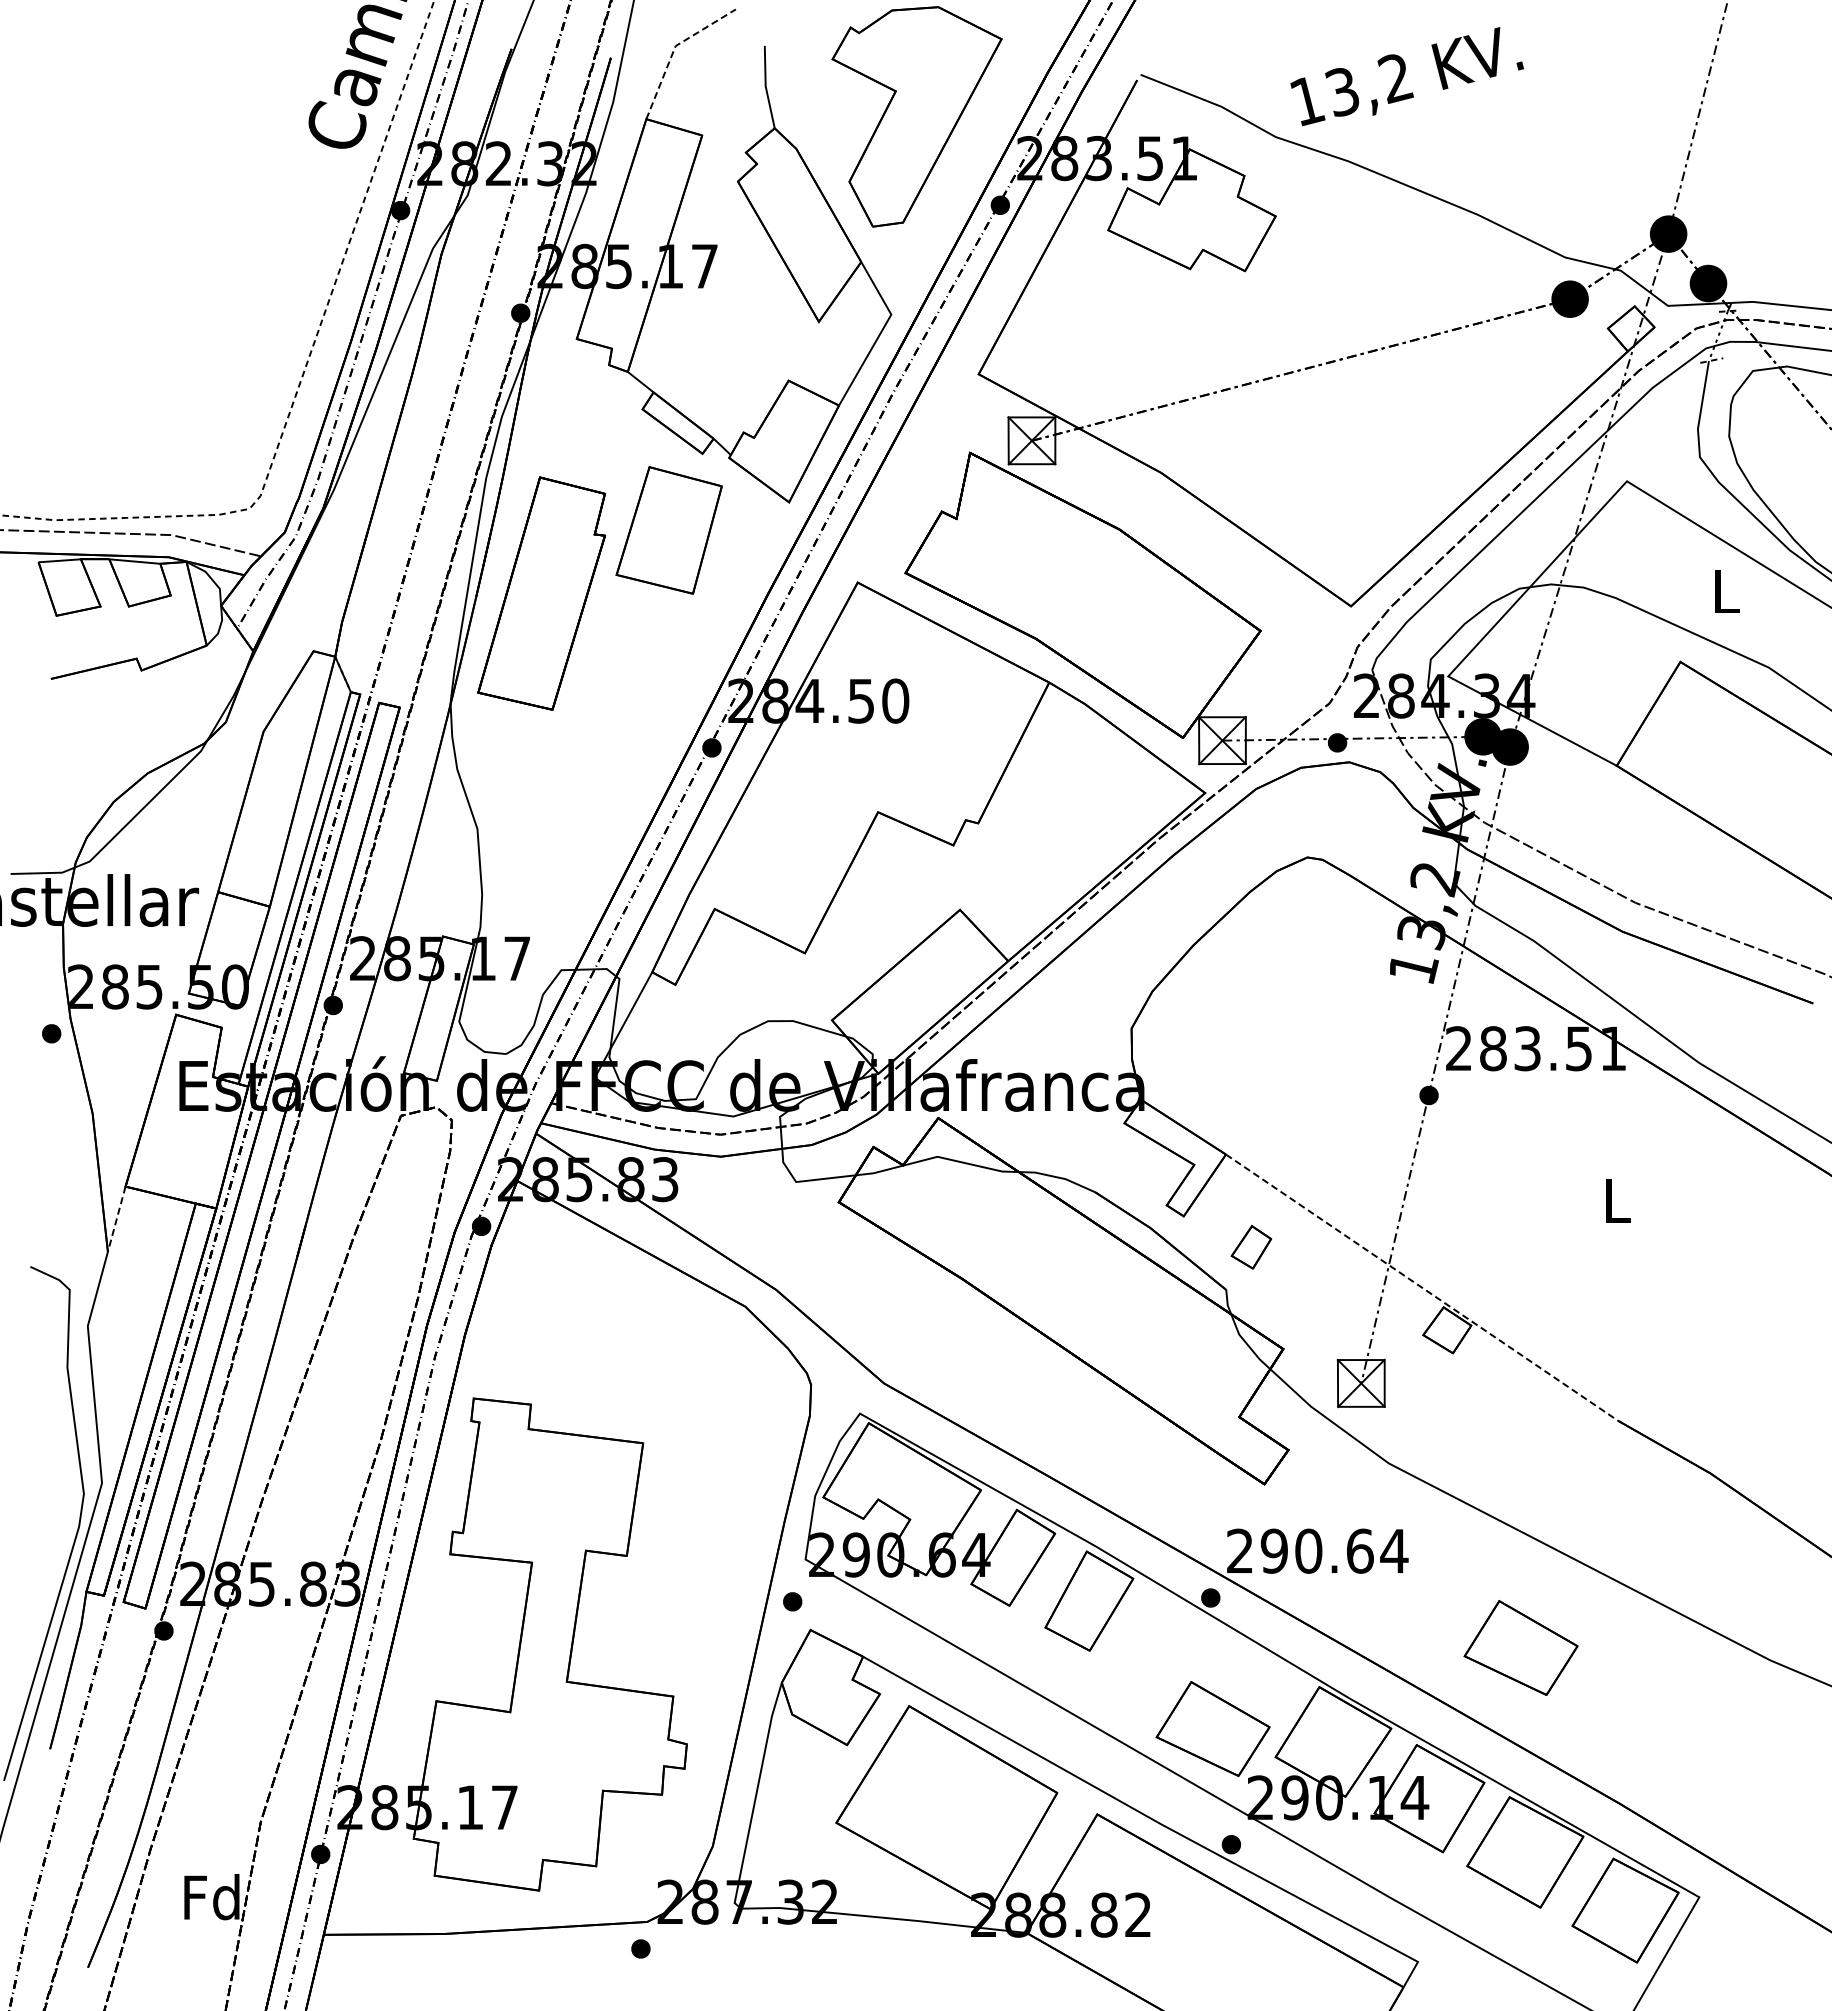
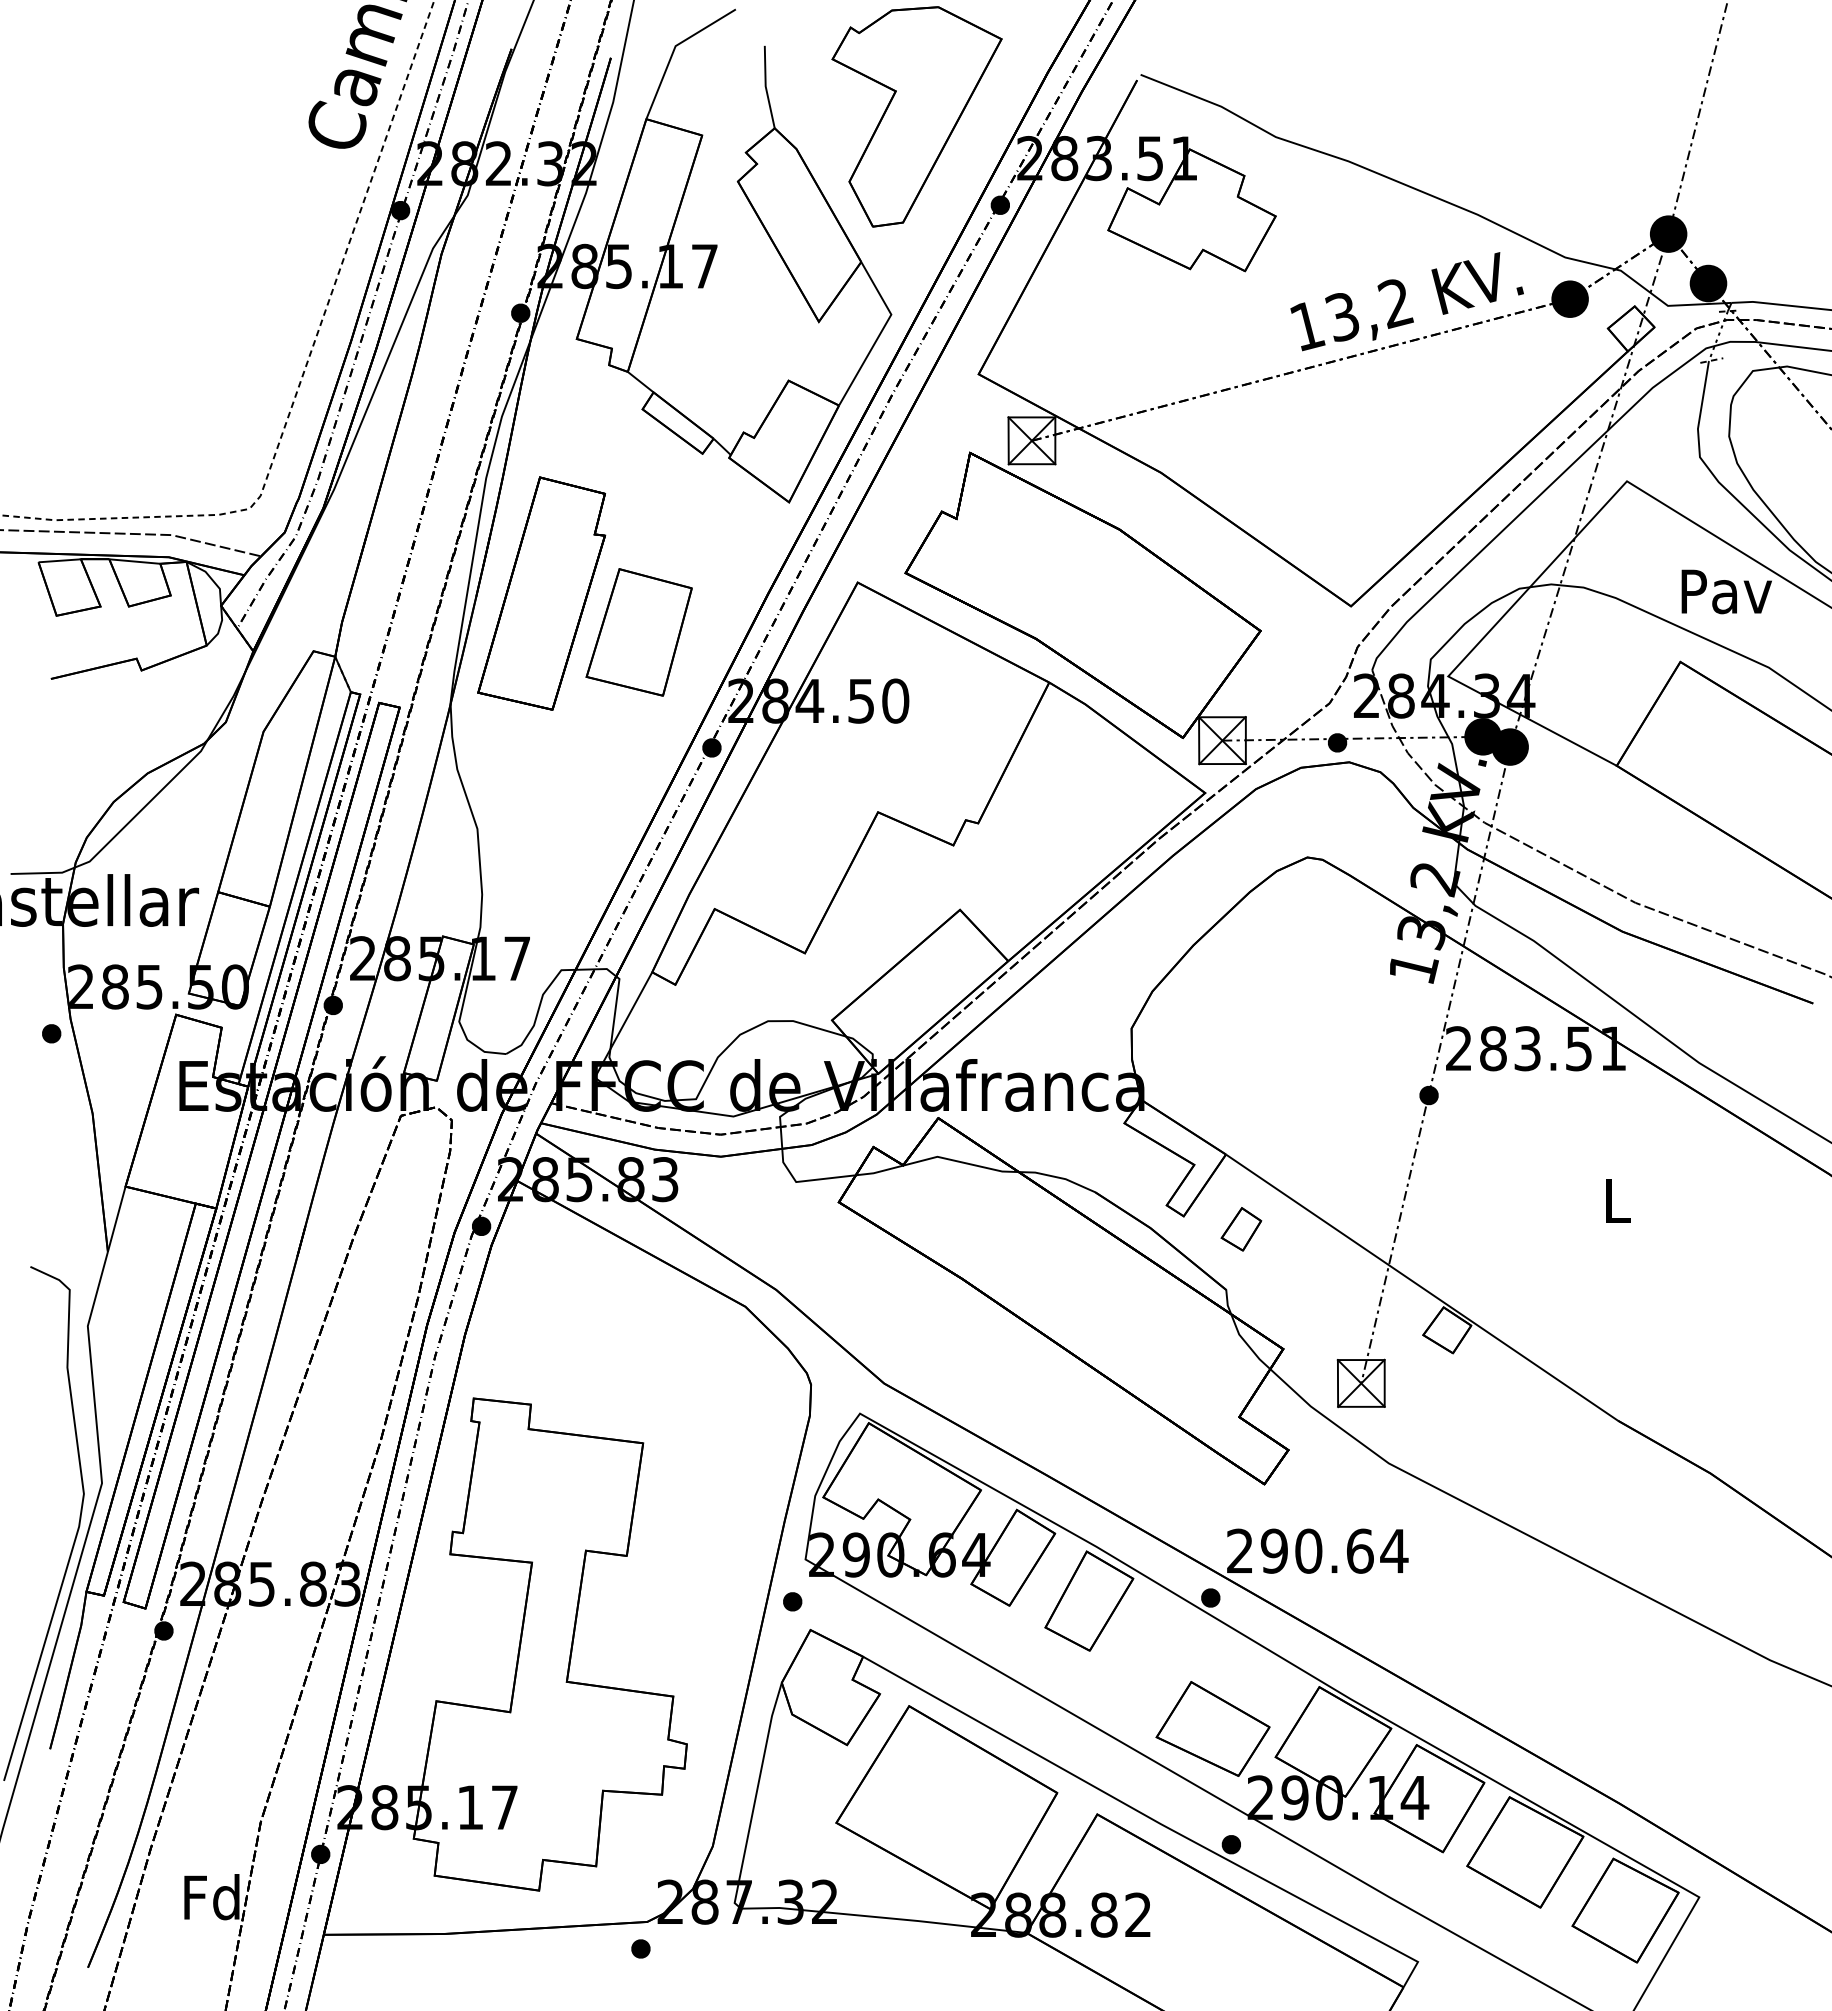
line: dashed -> solid (674, 48)
text position: (1406, 76) -> (1406, 301) (1406, 301)
part position: (668, 530) -> (638, 632) (638, 632)
text: L -> Pav (1726, 591)
line: dashed -> solid (116, 1219)
part position: (1251, 1247) -> (1241, 1229) (1241, 1229)
line: dashed -> solid (1421, 1287)
part: present -> none (1520, 1647)
